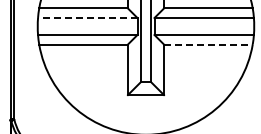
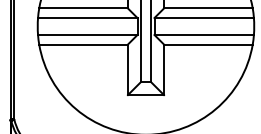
line: dashed -> solid (87, 18)
line: dashed -> solid (208, 44)
